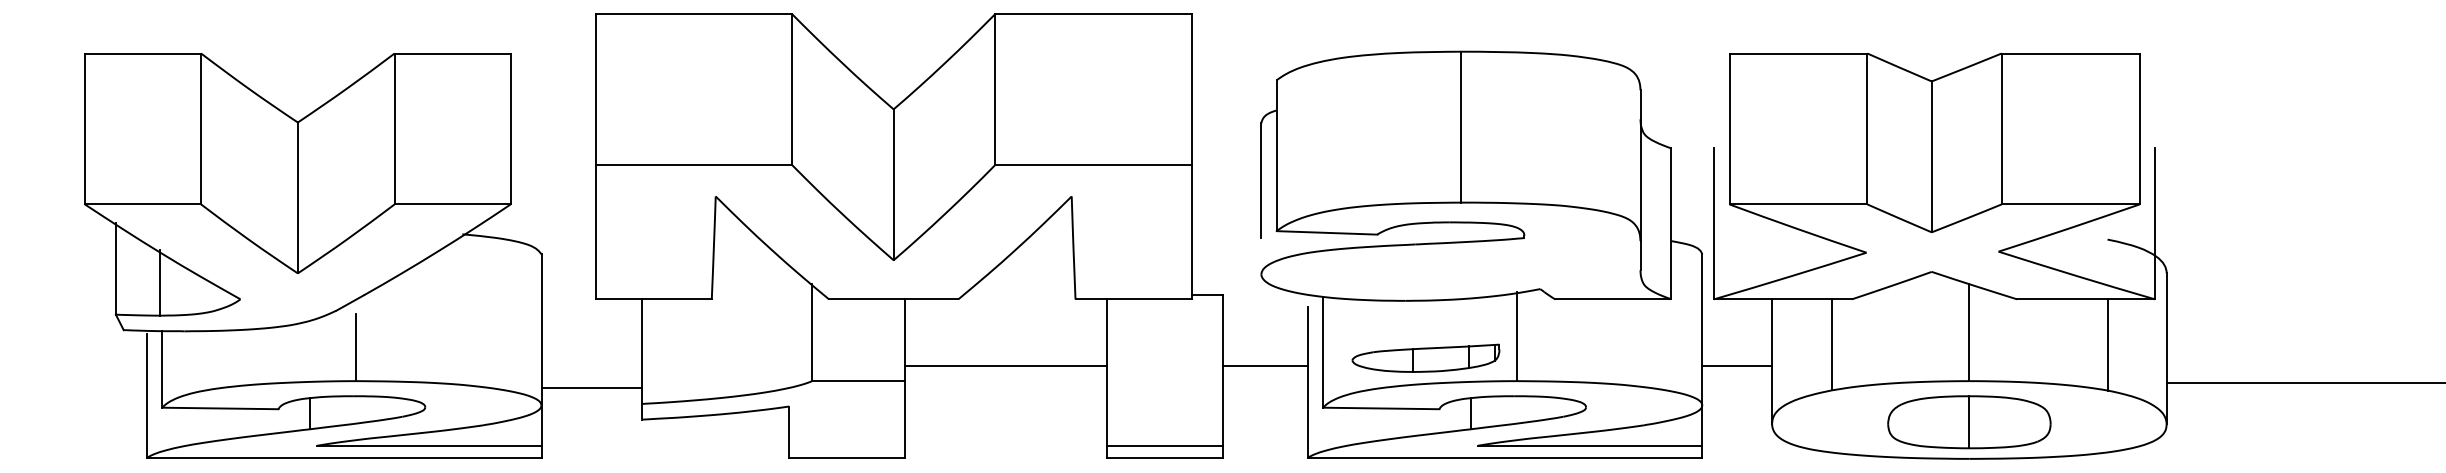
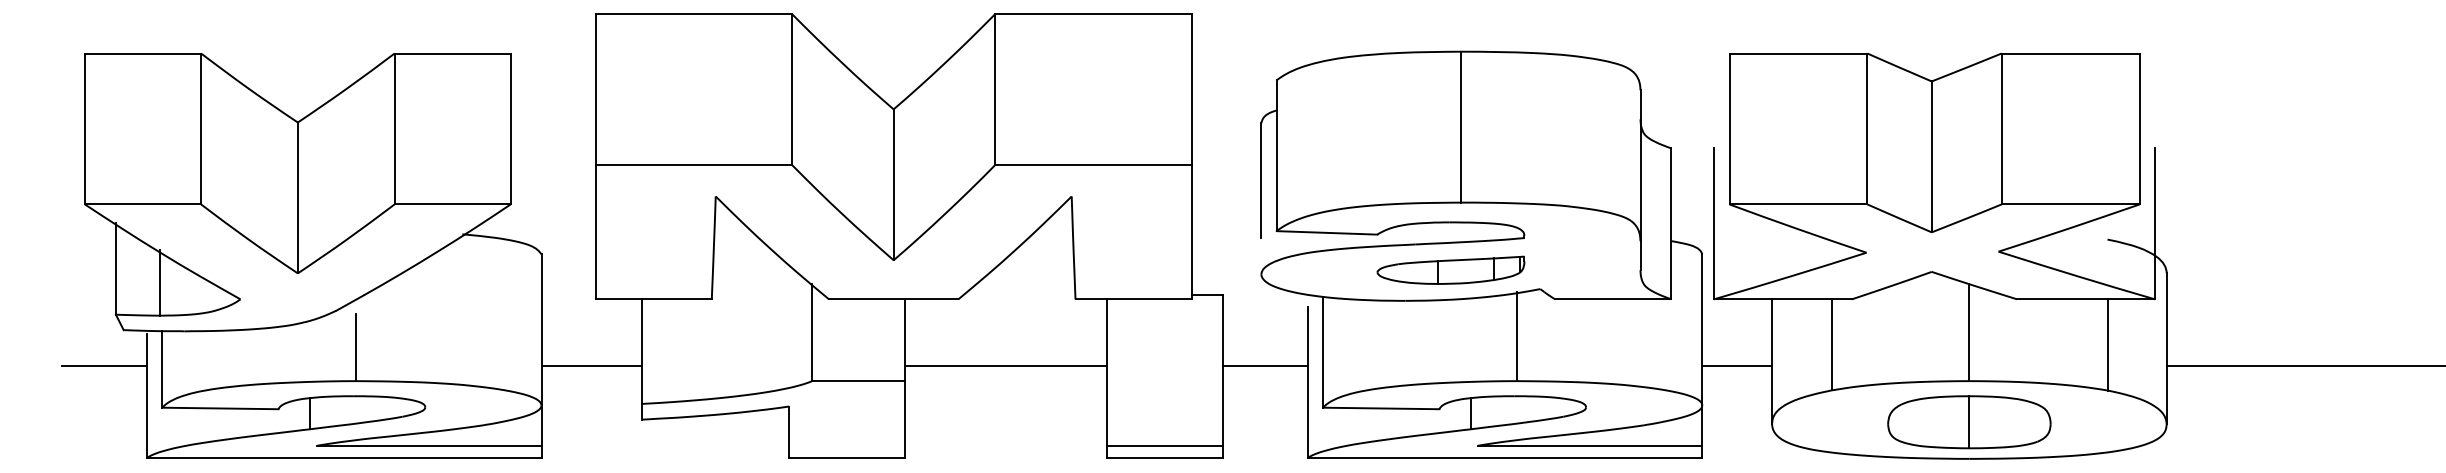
part position: (1425, 357) -> (1450, 269) (1450, 269)
line: none -> present (103, 366)
line position: (2304, 383) -> (2304, 366) (2304, 366)
line position: (591, 388) -> (591, 366) (591, 366)
